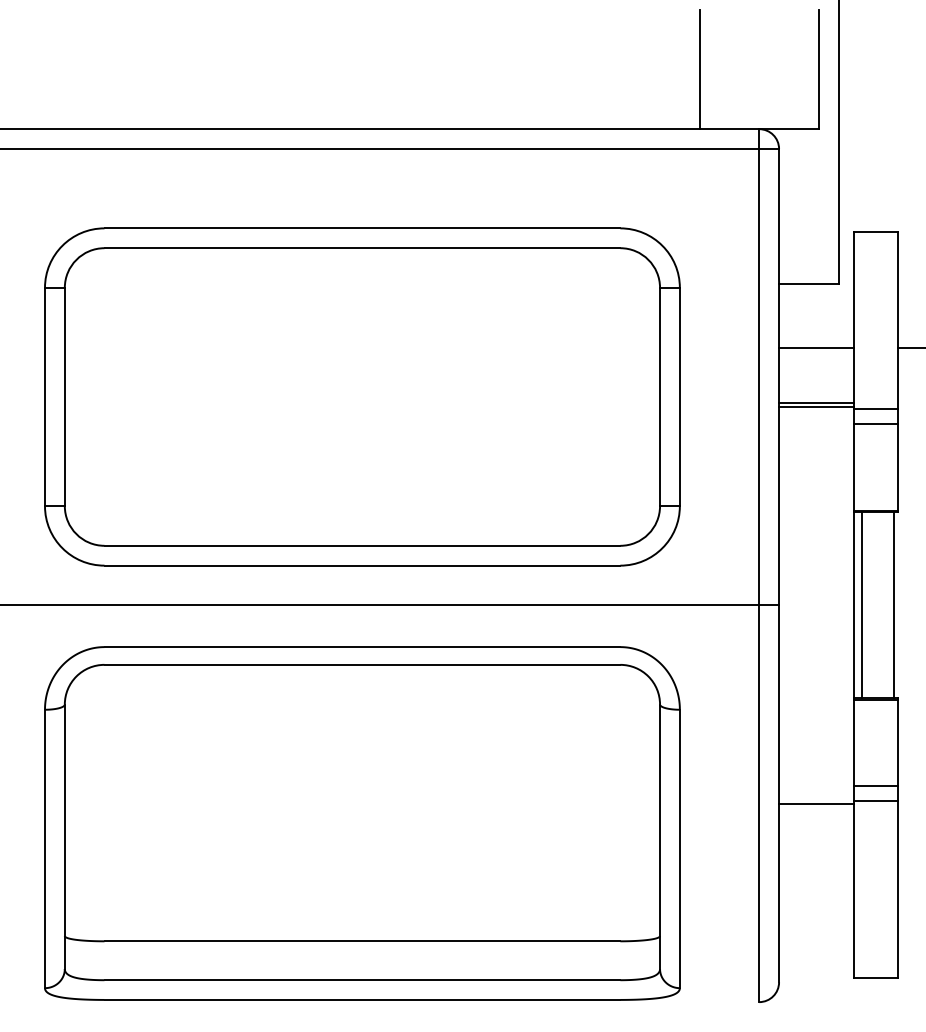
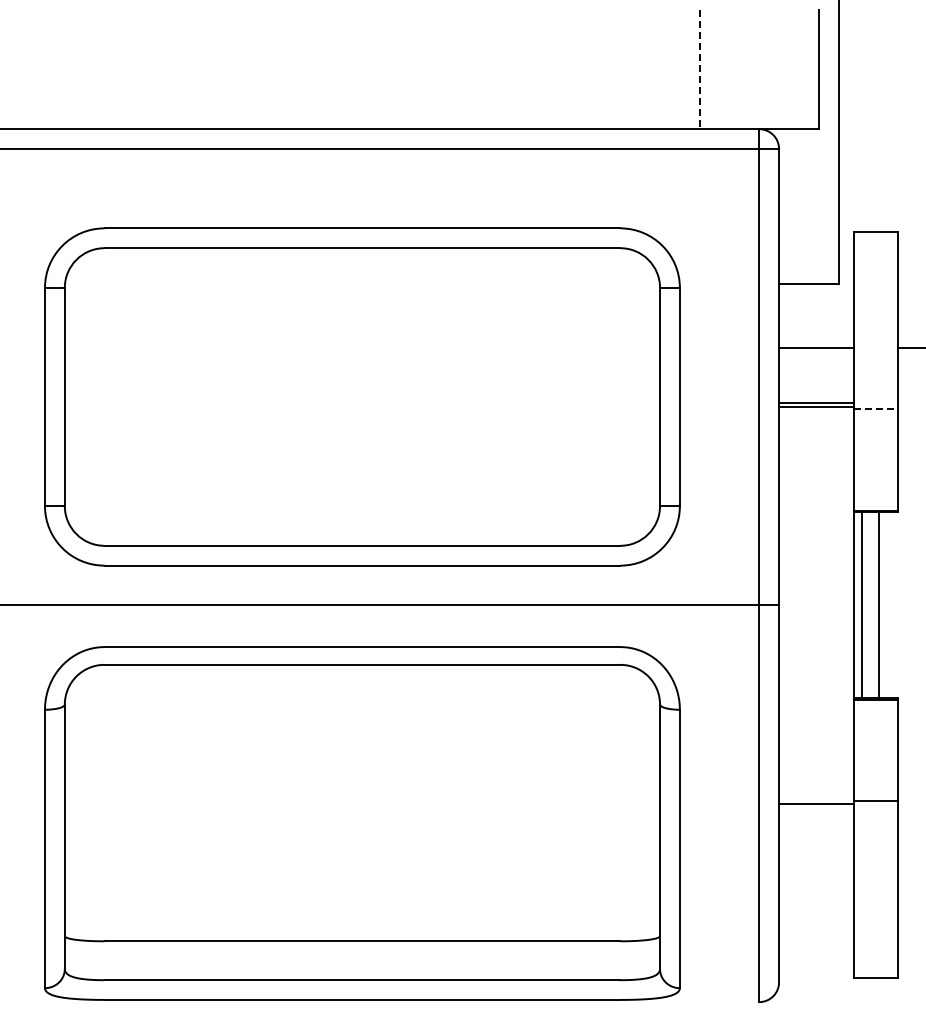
line: solid -> dashed (699, 69)
line: solid -> dashed (876, 409)
line: present -> none (876, 424)
line position: (894, 605) -> (879, 605) (879, 605)
line: present -> none (876, 786)
